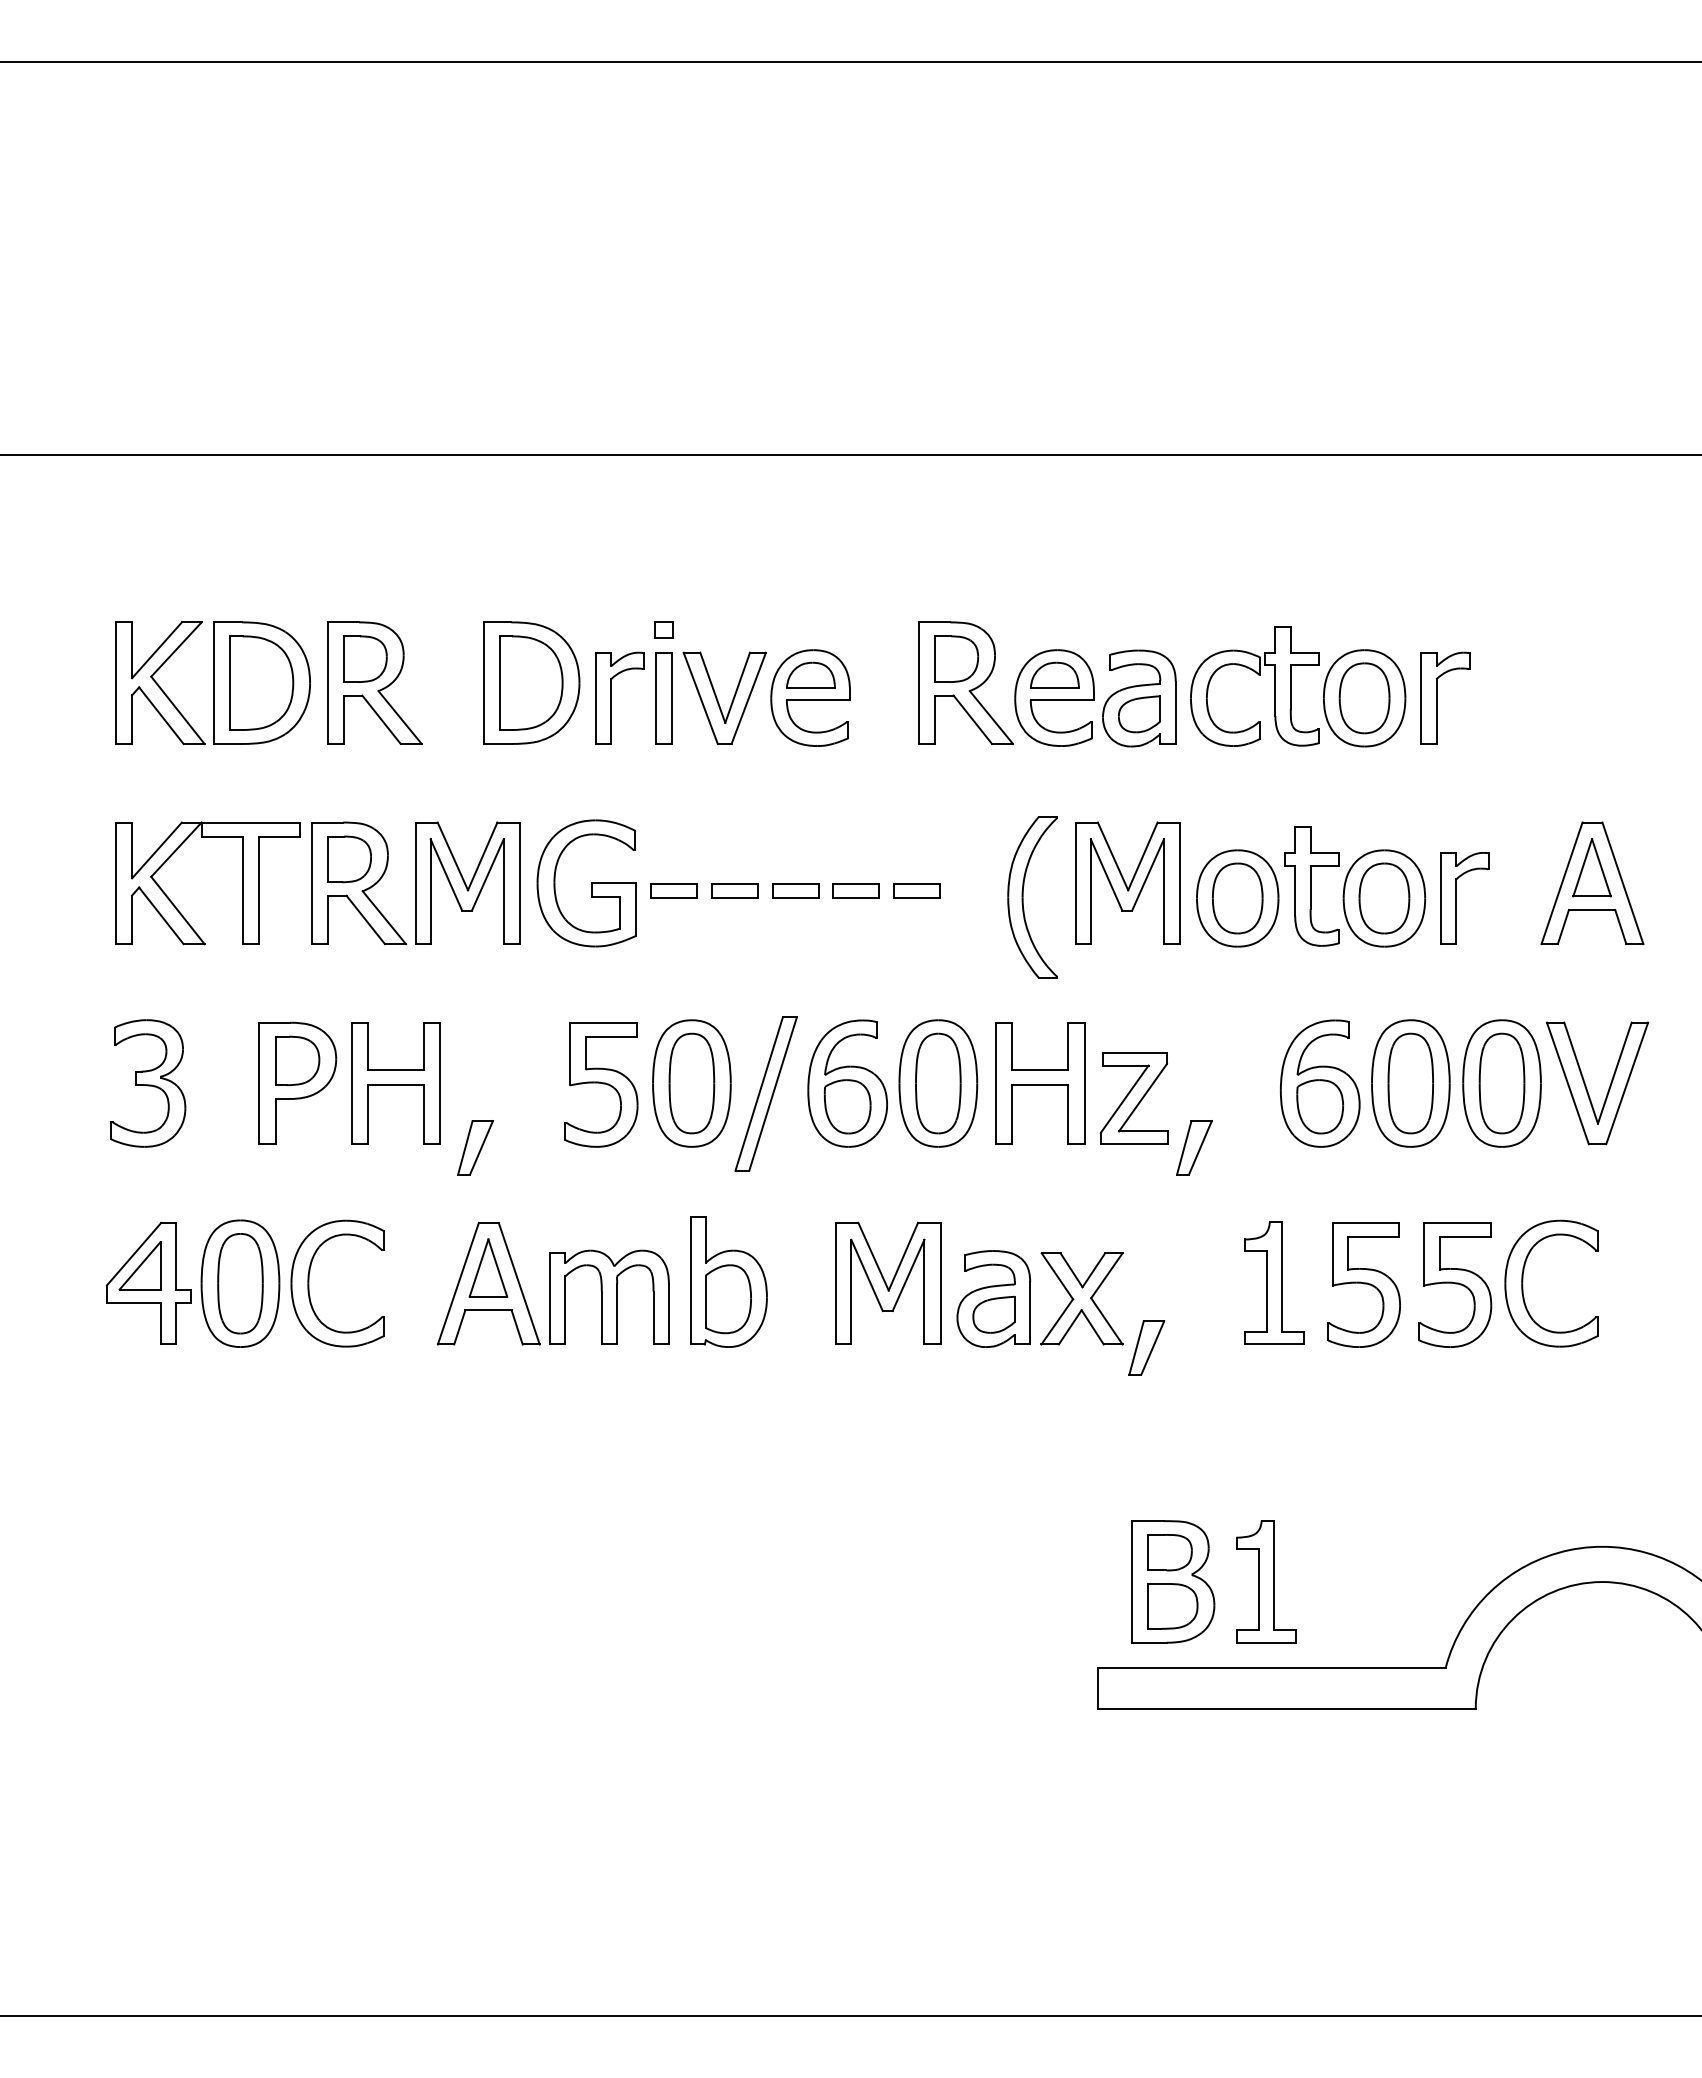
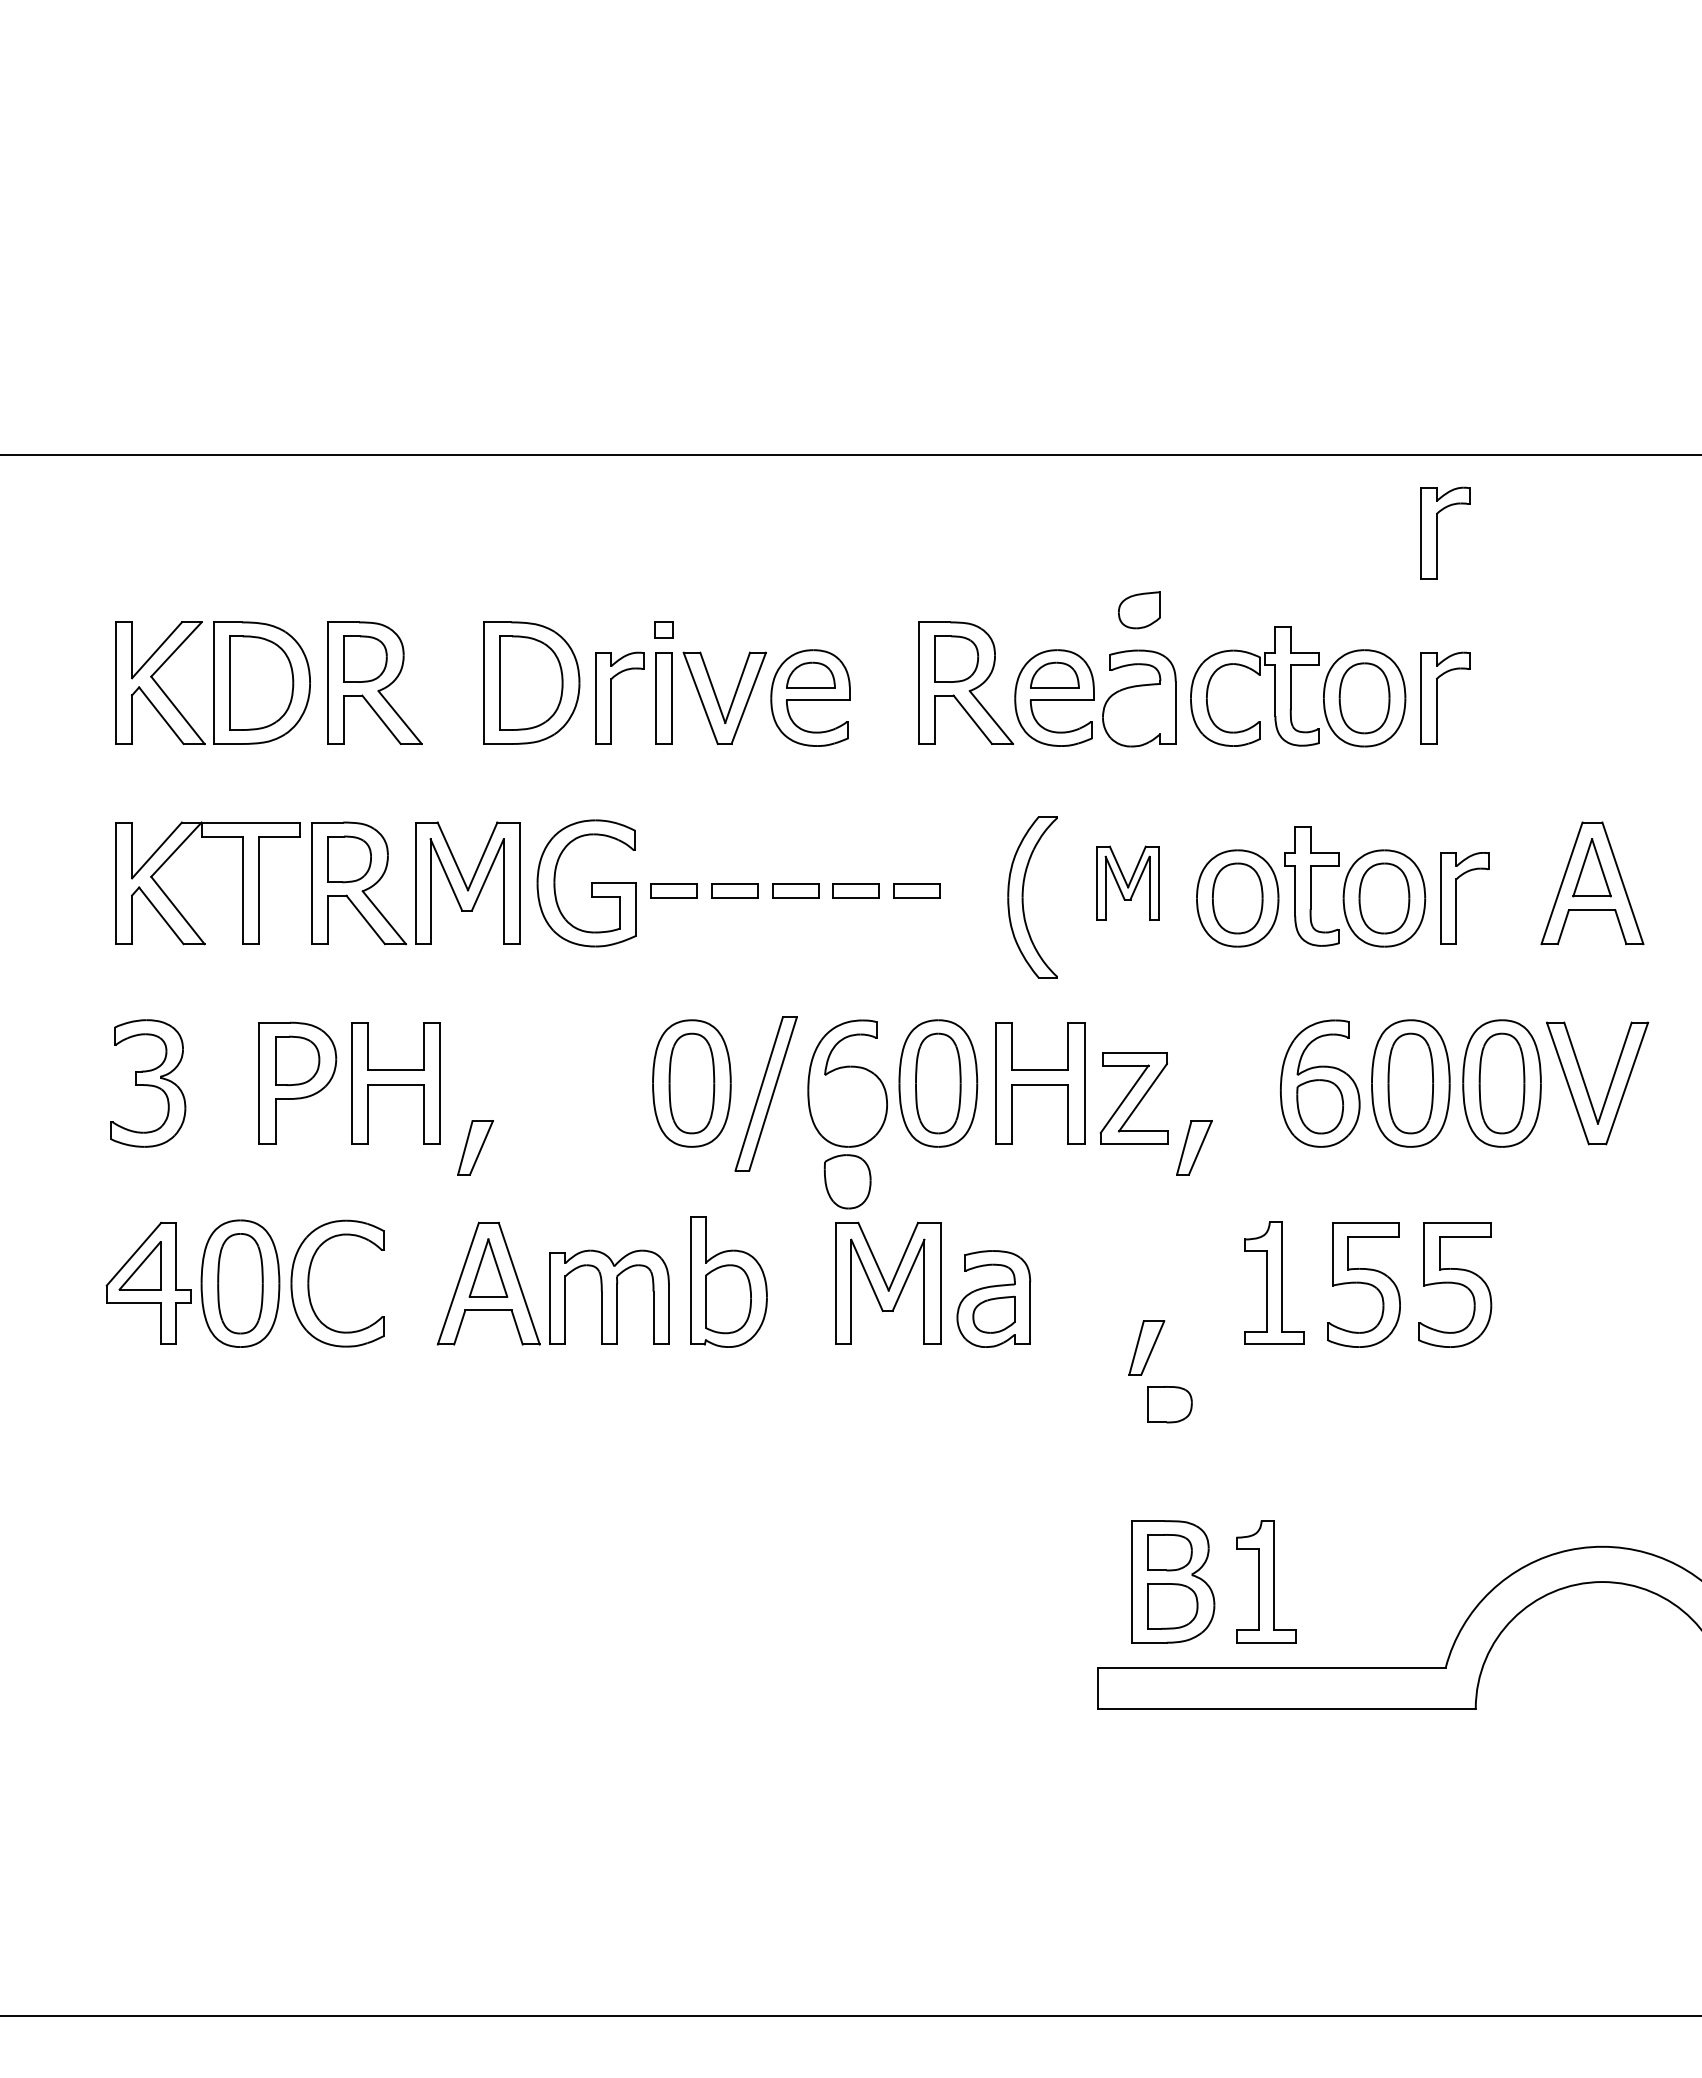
line: present -> none (850, 62)
part: none -> present (1437, 532)
part position: (1139, 714) -> (1139, 610) (1139, 610)
part size: 106x124 px -> 64x76 px (1127, 882)
part: present -> none (601, 1084)
part position: (847, 1106) -> (847, 1181) (847, 1181)
part: present -> none (1523, 1283)
part: present -> none (1081, 1298)
part: none -> present (1169, 1404)
